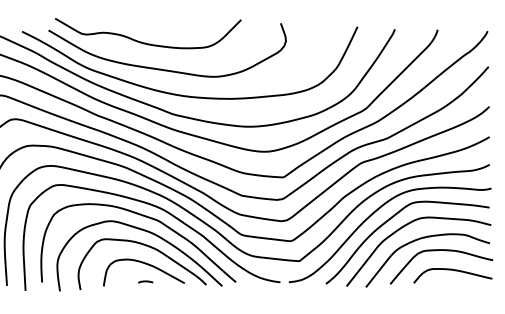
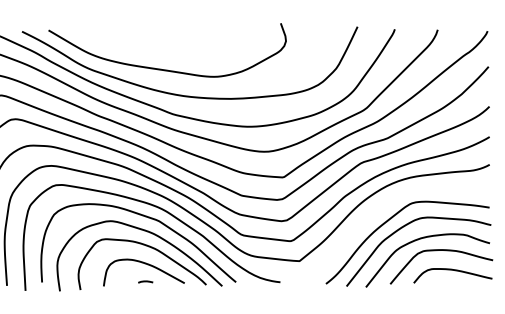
curve: present -> none (145, 42)
curve: present -> none (371, 216)
